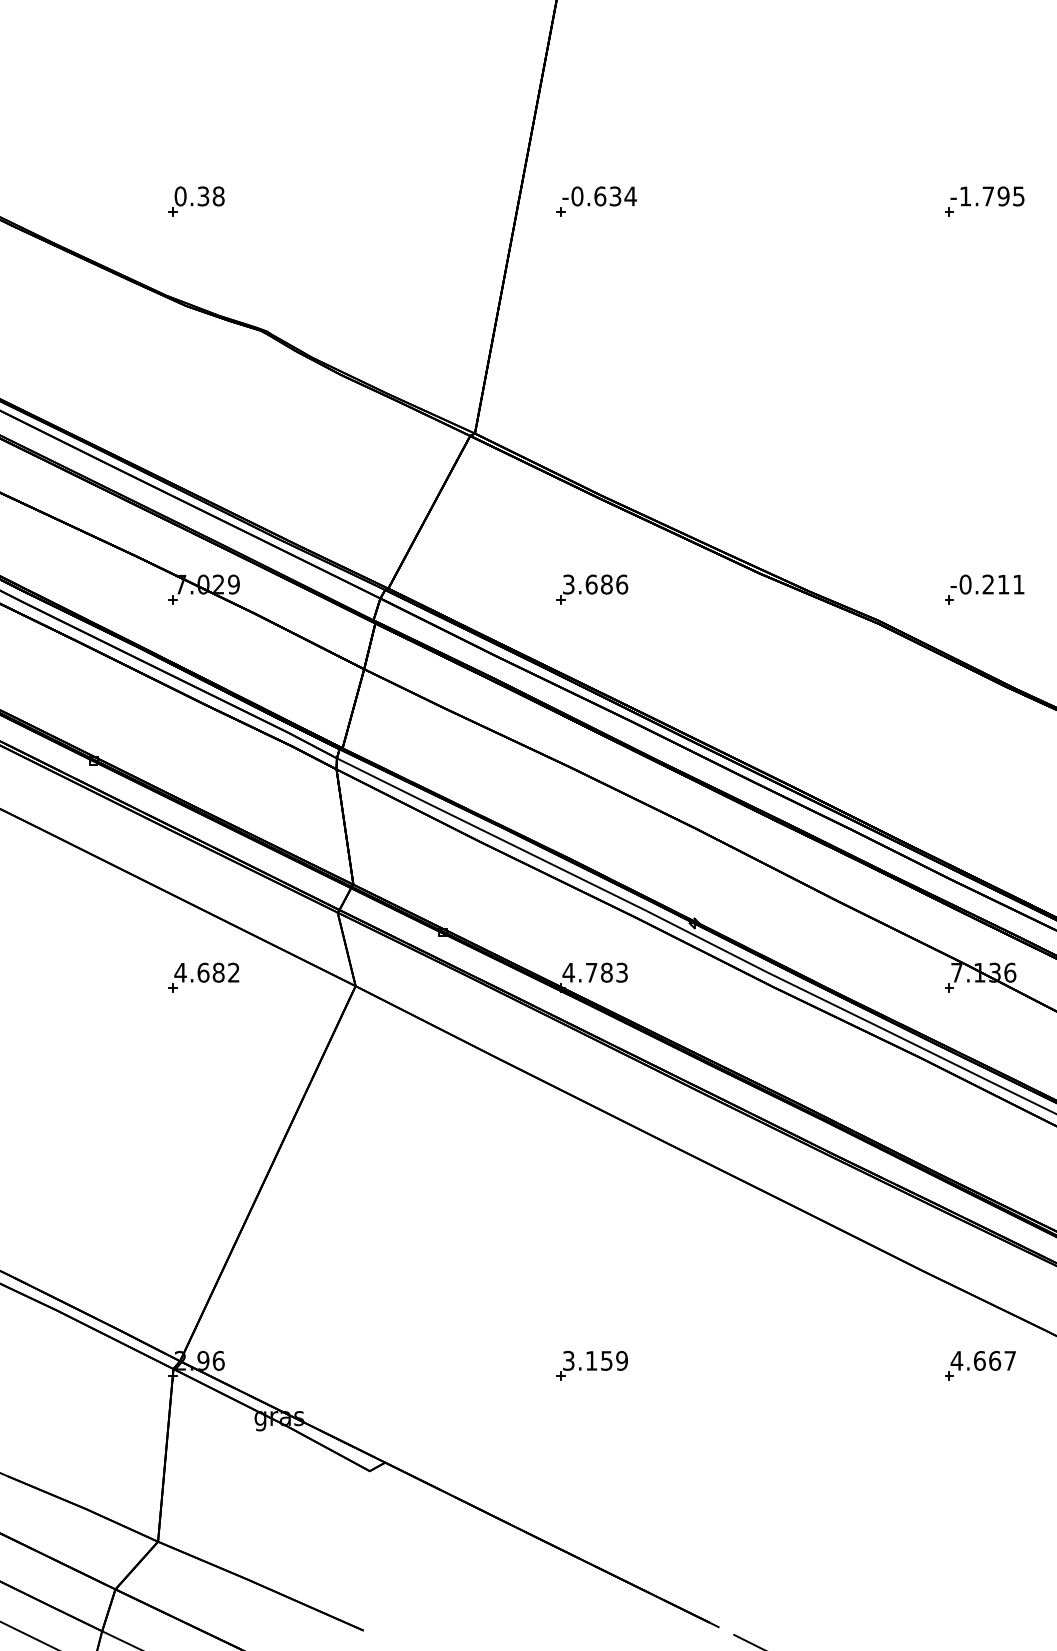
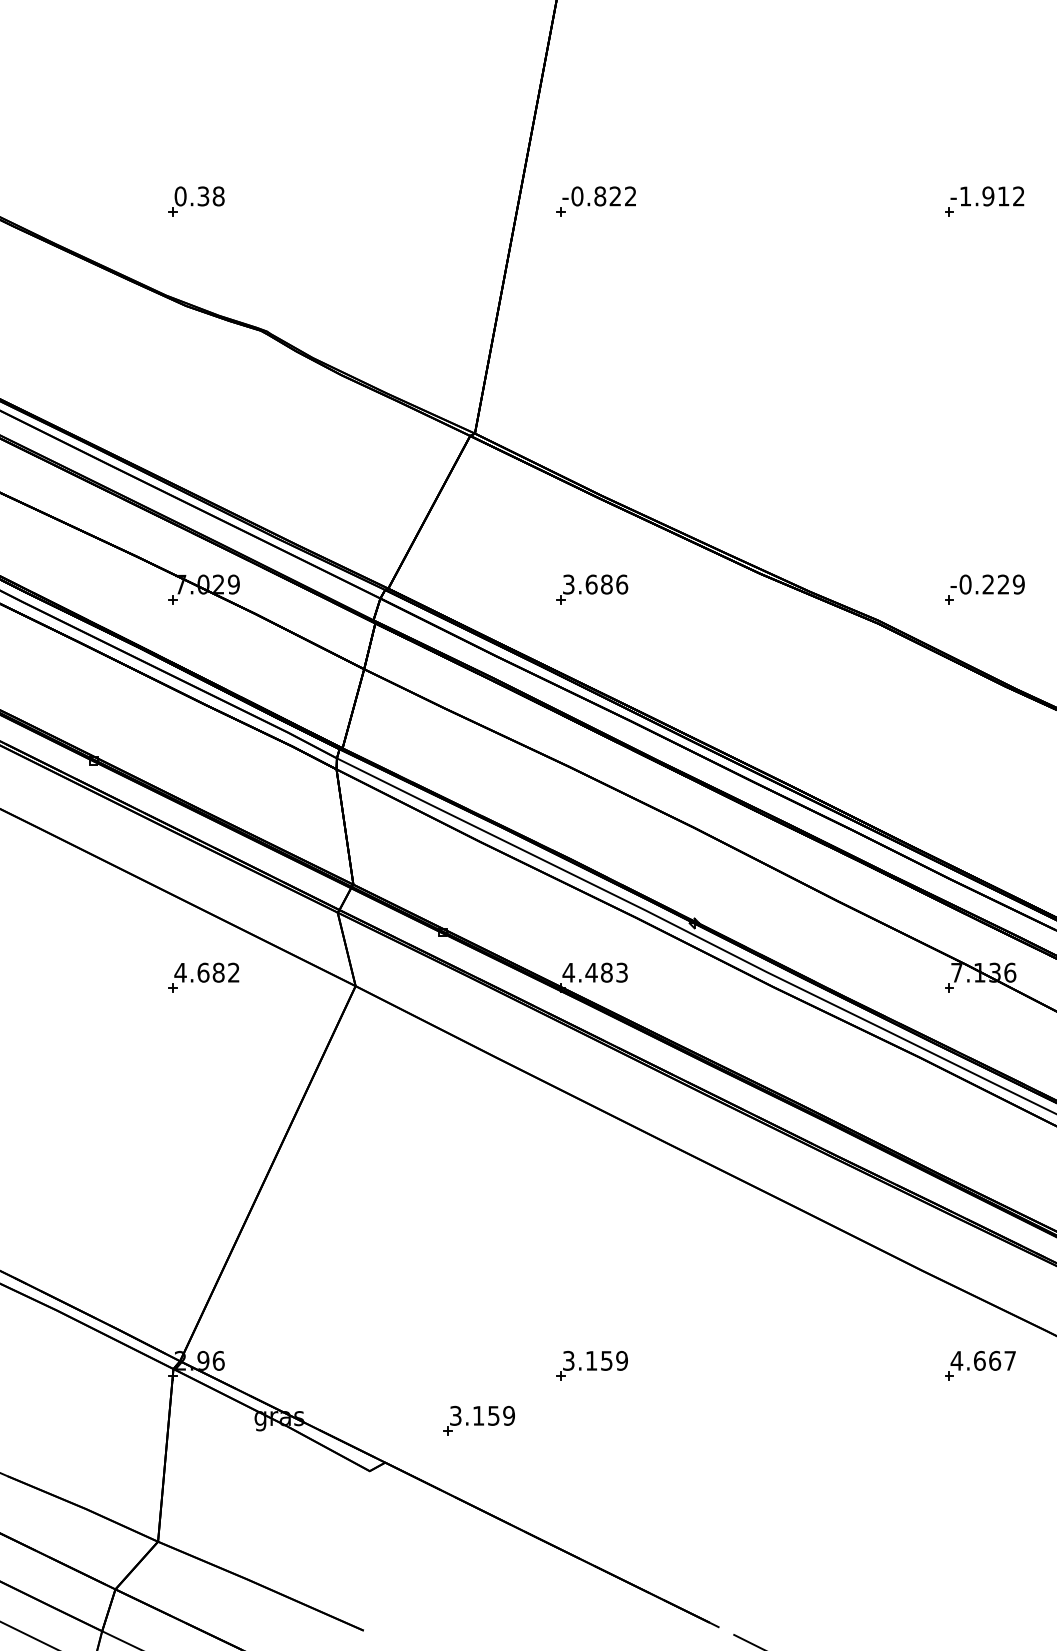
text: -0.634 -> -0.822 (615, 196)
text: -1.795 -> -1.912 (1003, 196)
text: -0.211 -> -0.229 (1010, 584)
text: 4.783 -> 4.483 (591, 972)
part: none -> present (478, 1420)
